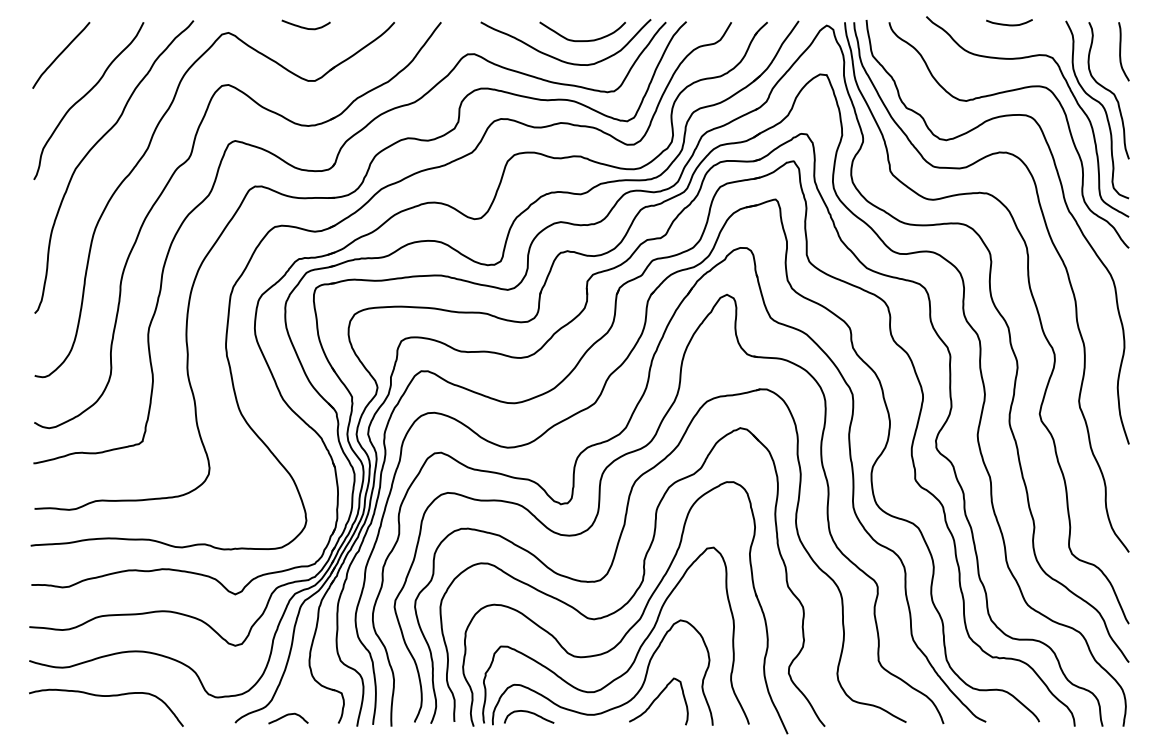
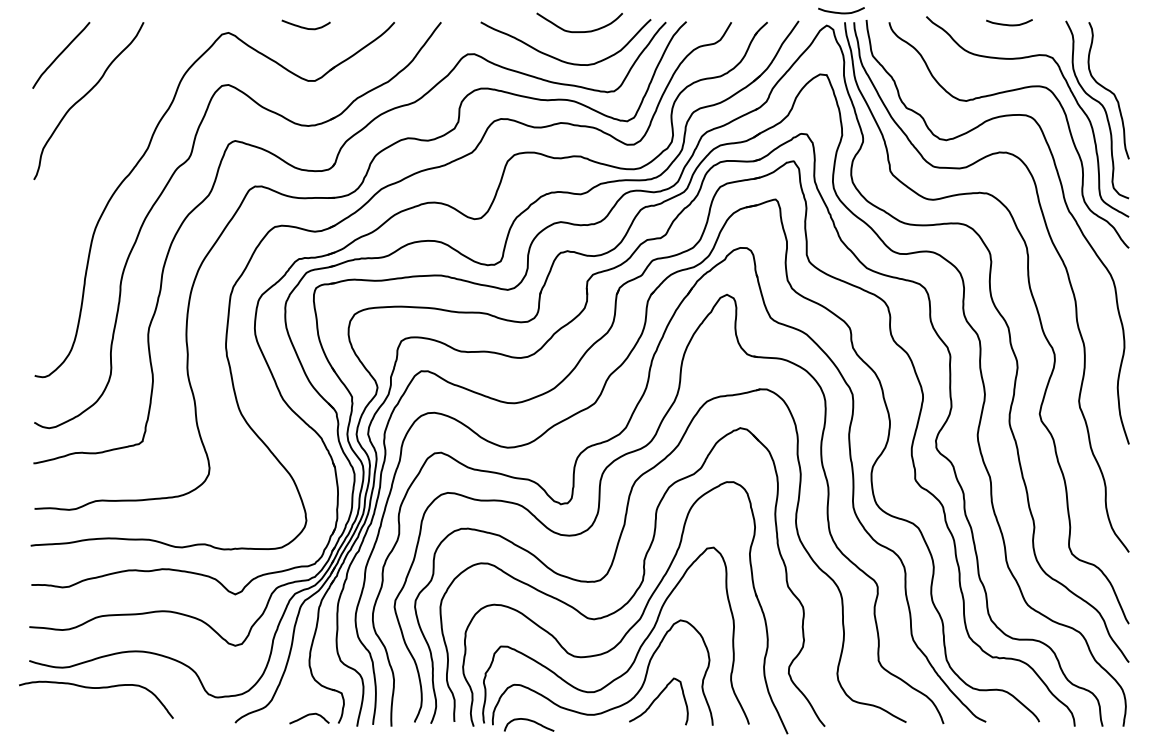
curve: none -> present (841, 12)
curve position: (582, 40) -> (579, 31) (579, 31)
curve: present -> none (1121, 51)
curve: present -> none (92, 149)
curve position: (106, 696) -> (96, 688) (96, 688)
curve position: (529, 713) -> (529, 721) (529, 721)
curve position: (286, 716) -> (307, 716) (307, 716)
